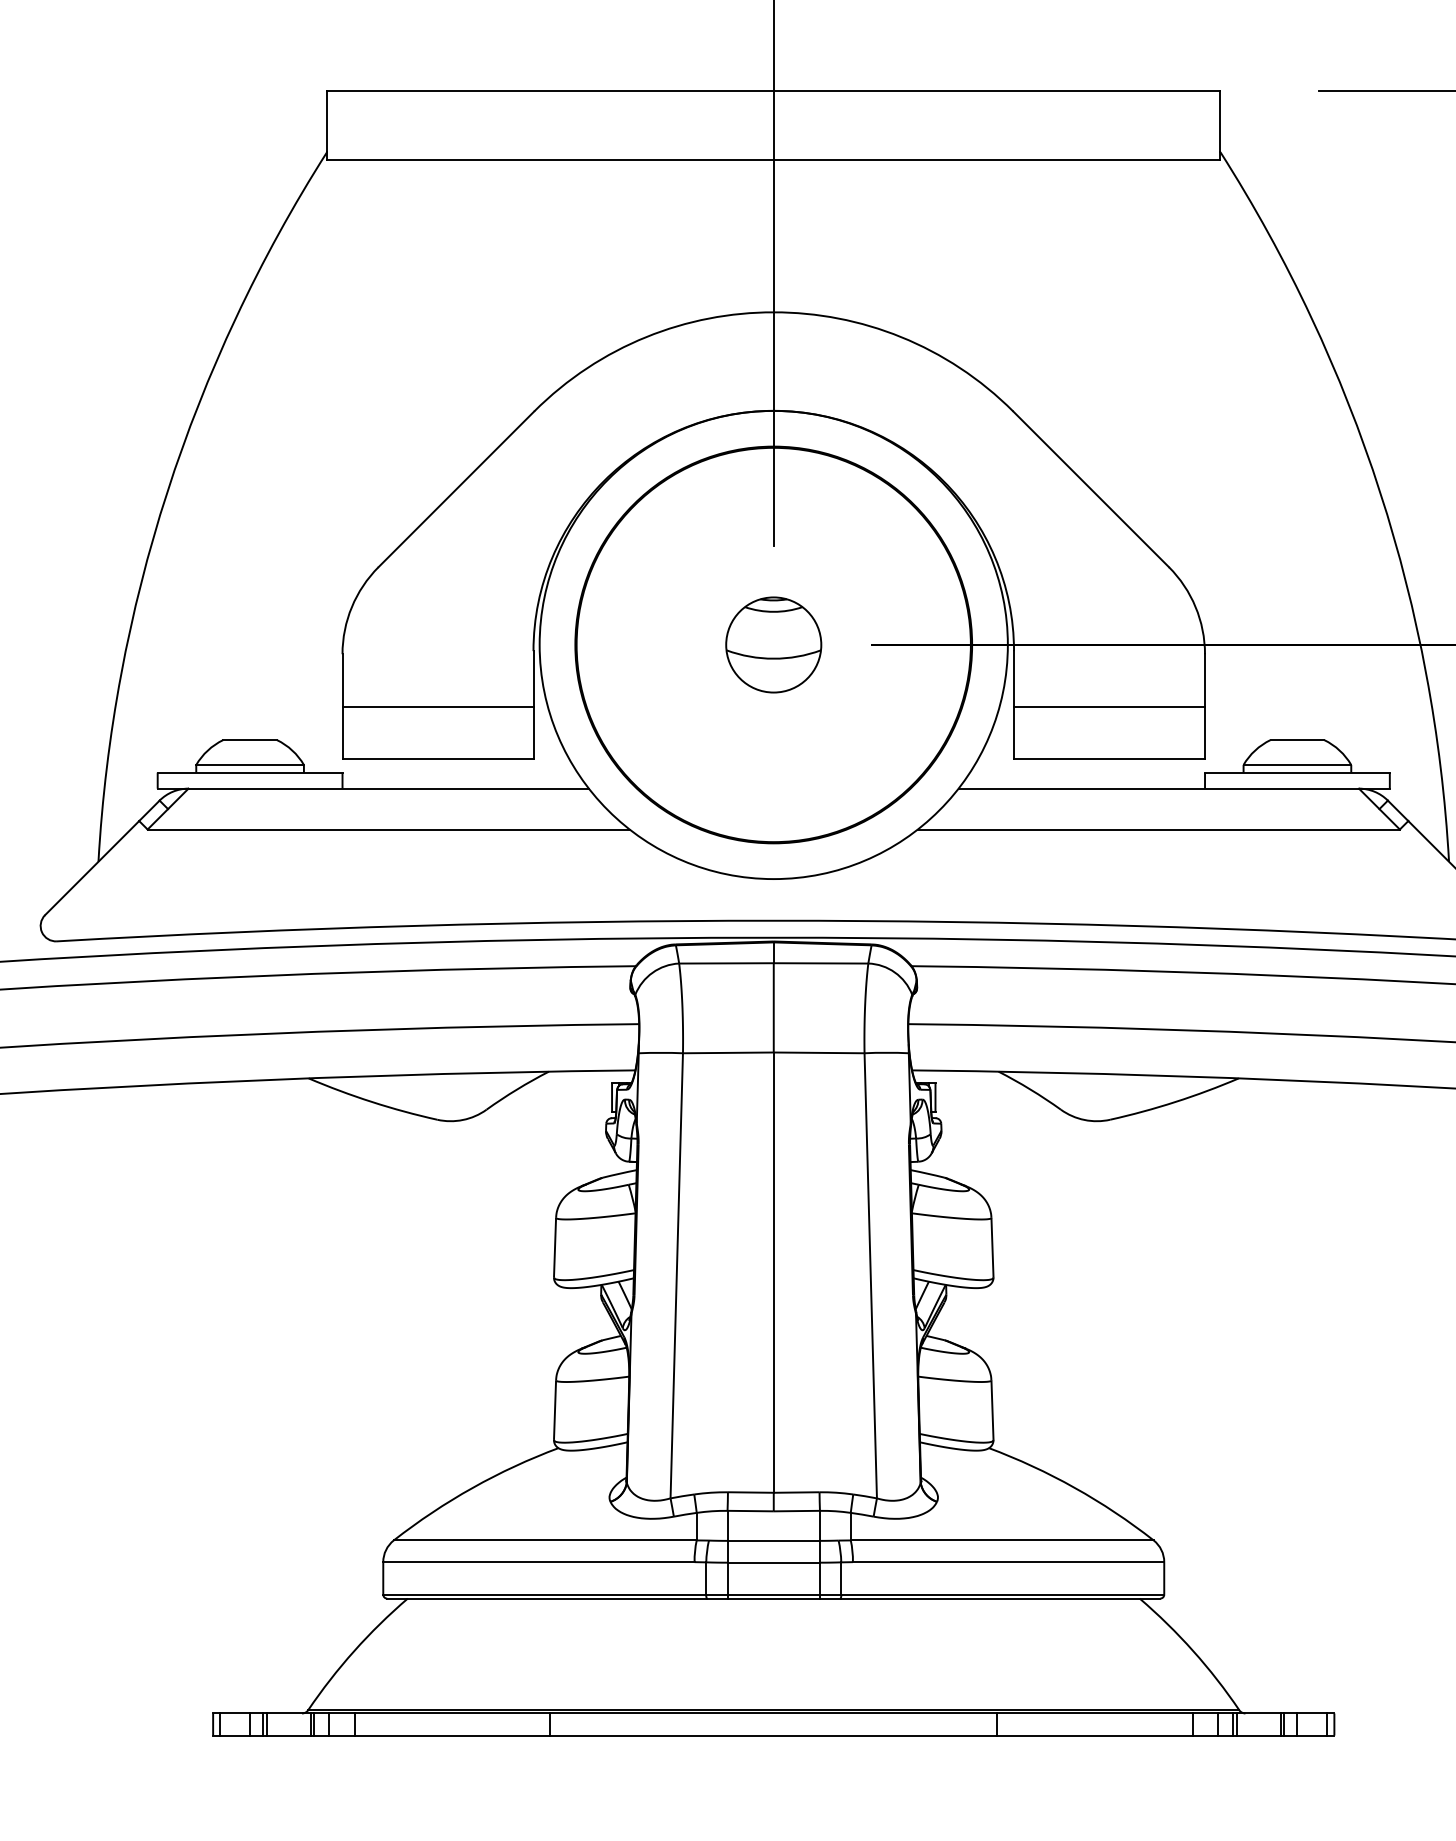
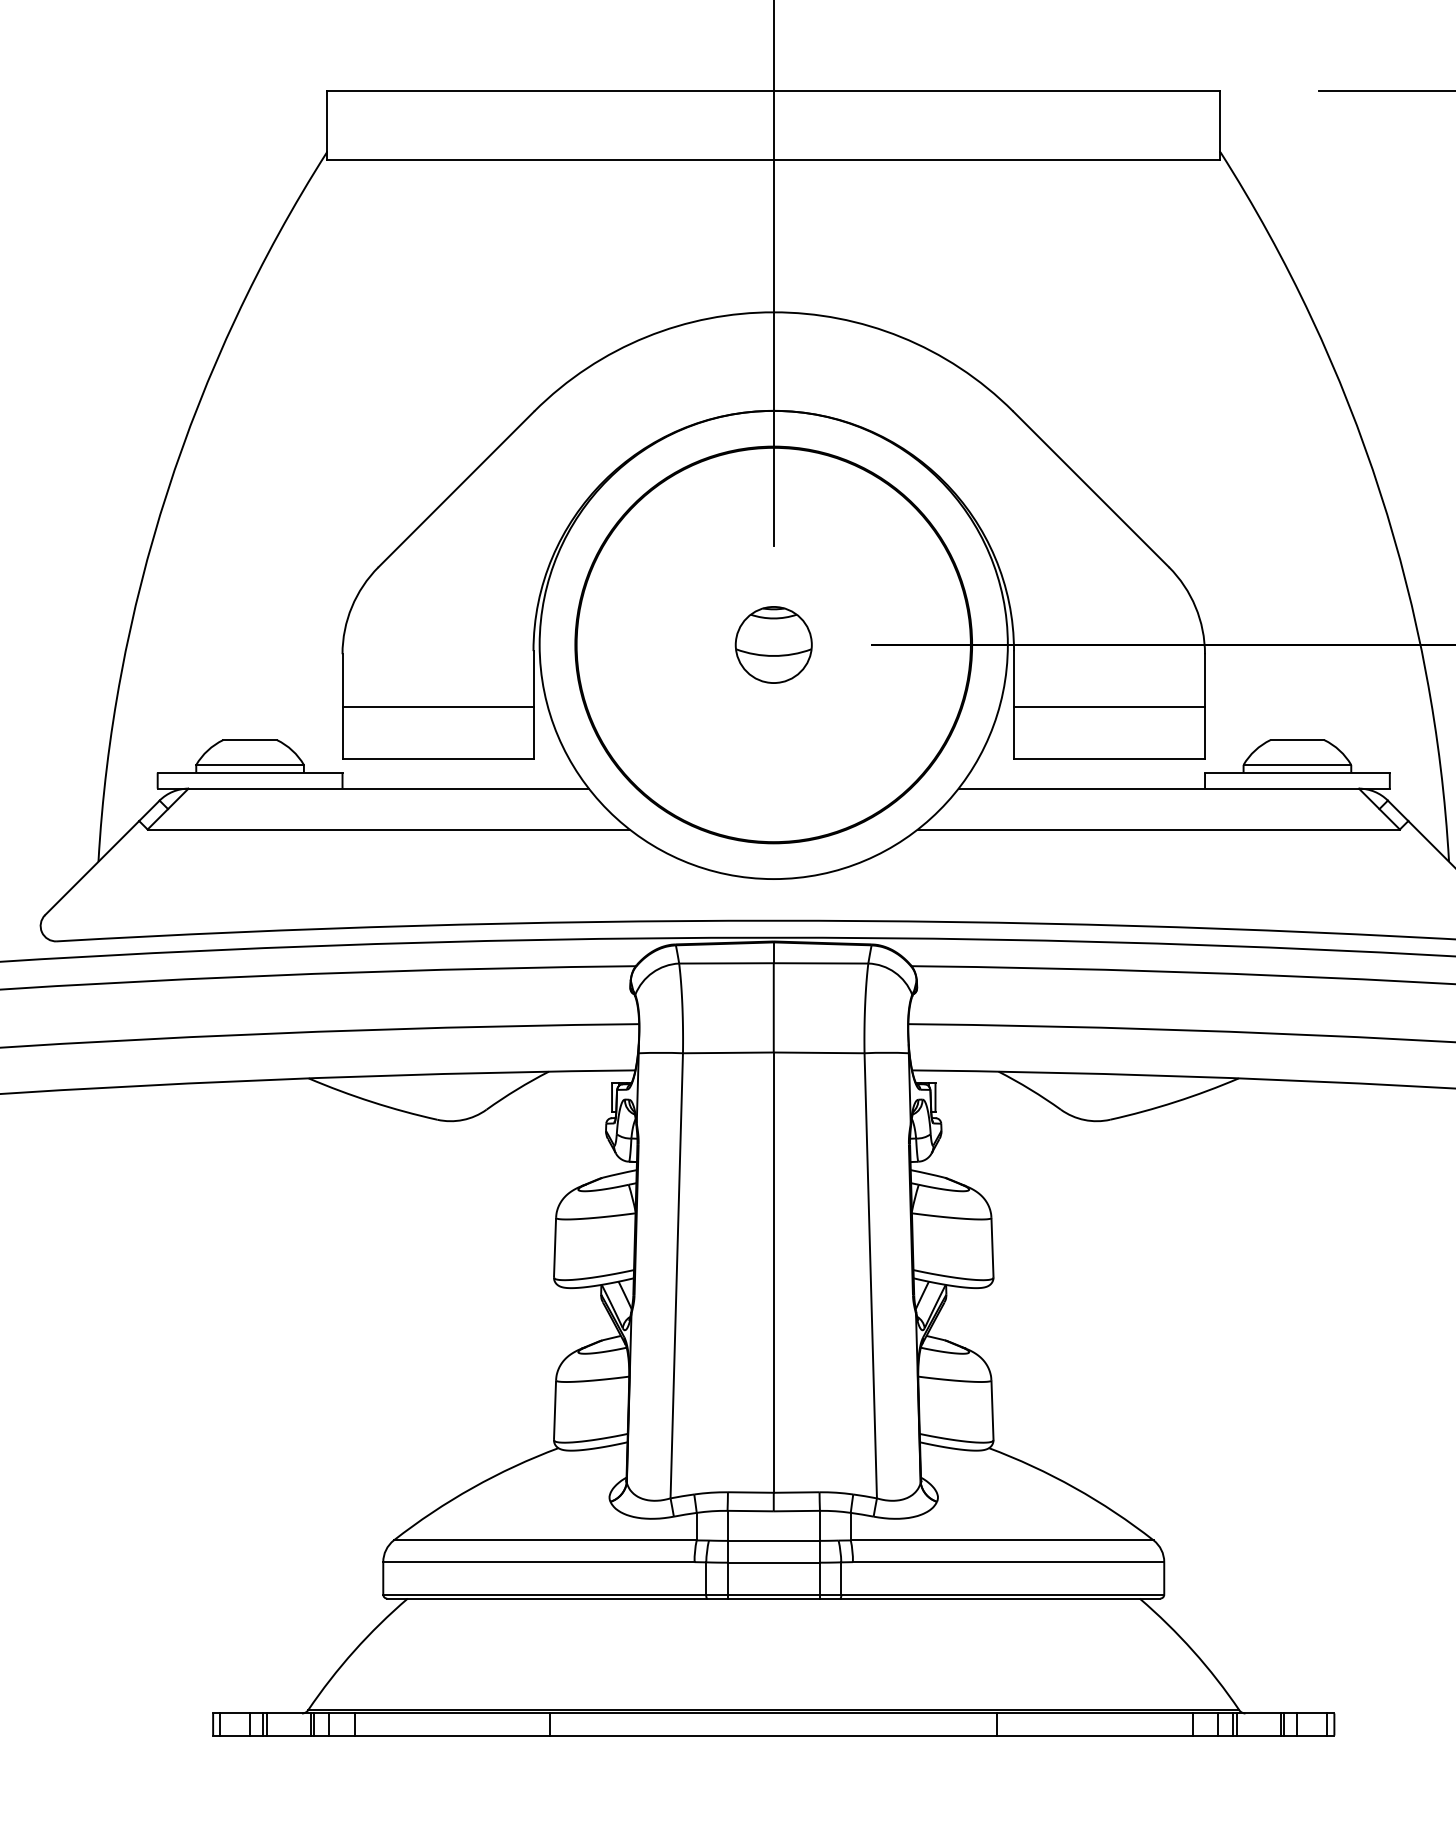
part size: 98x98 px -> 79x78 px (773, 644)
